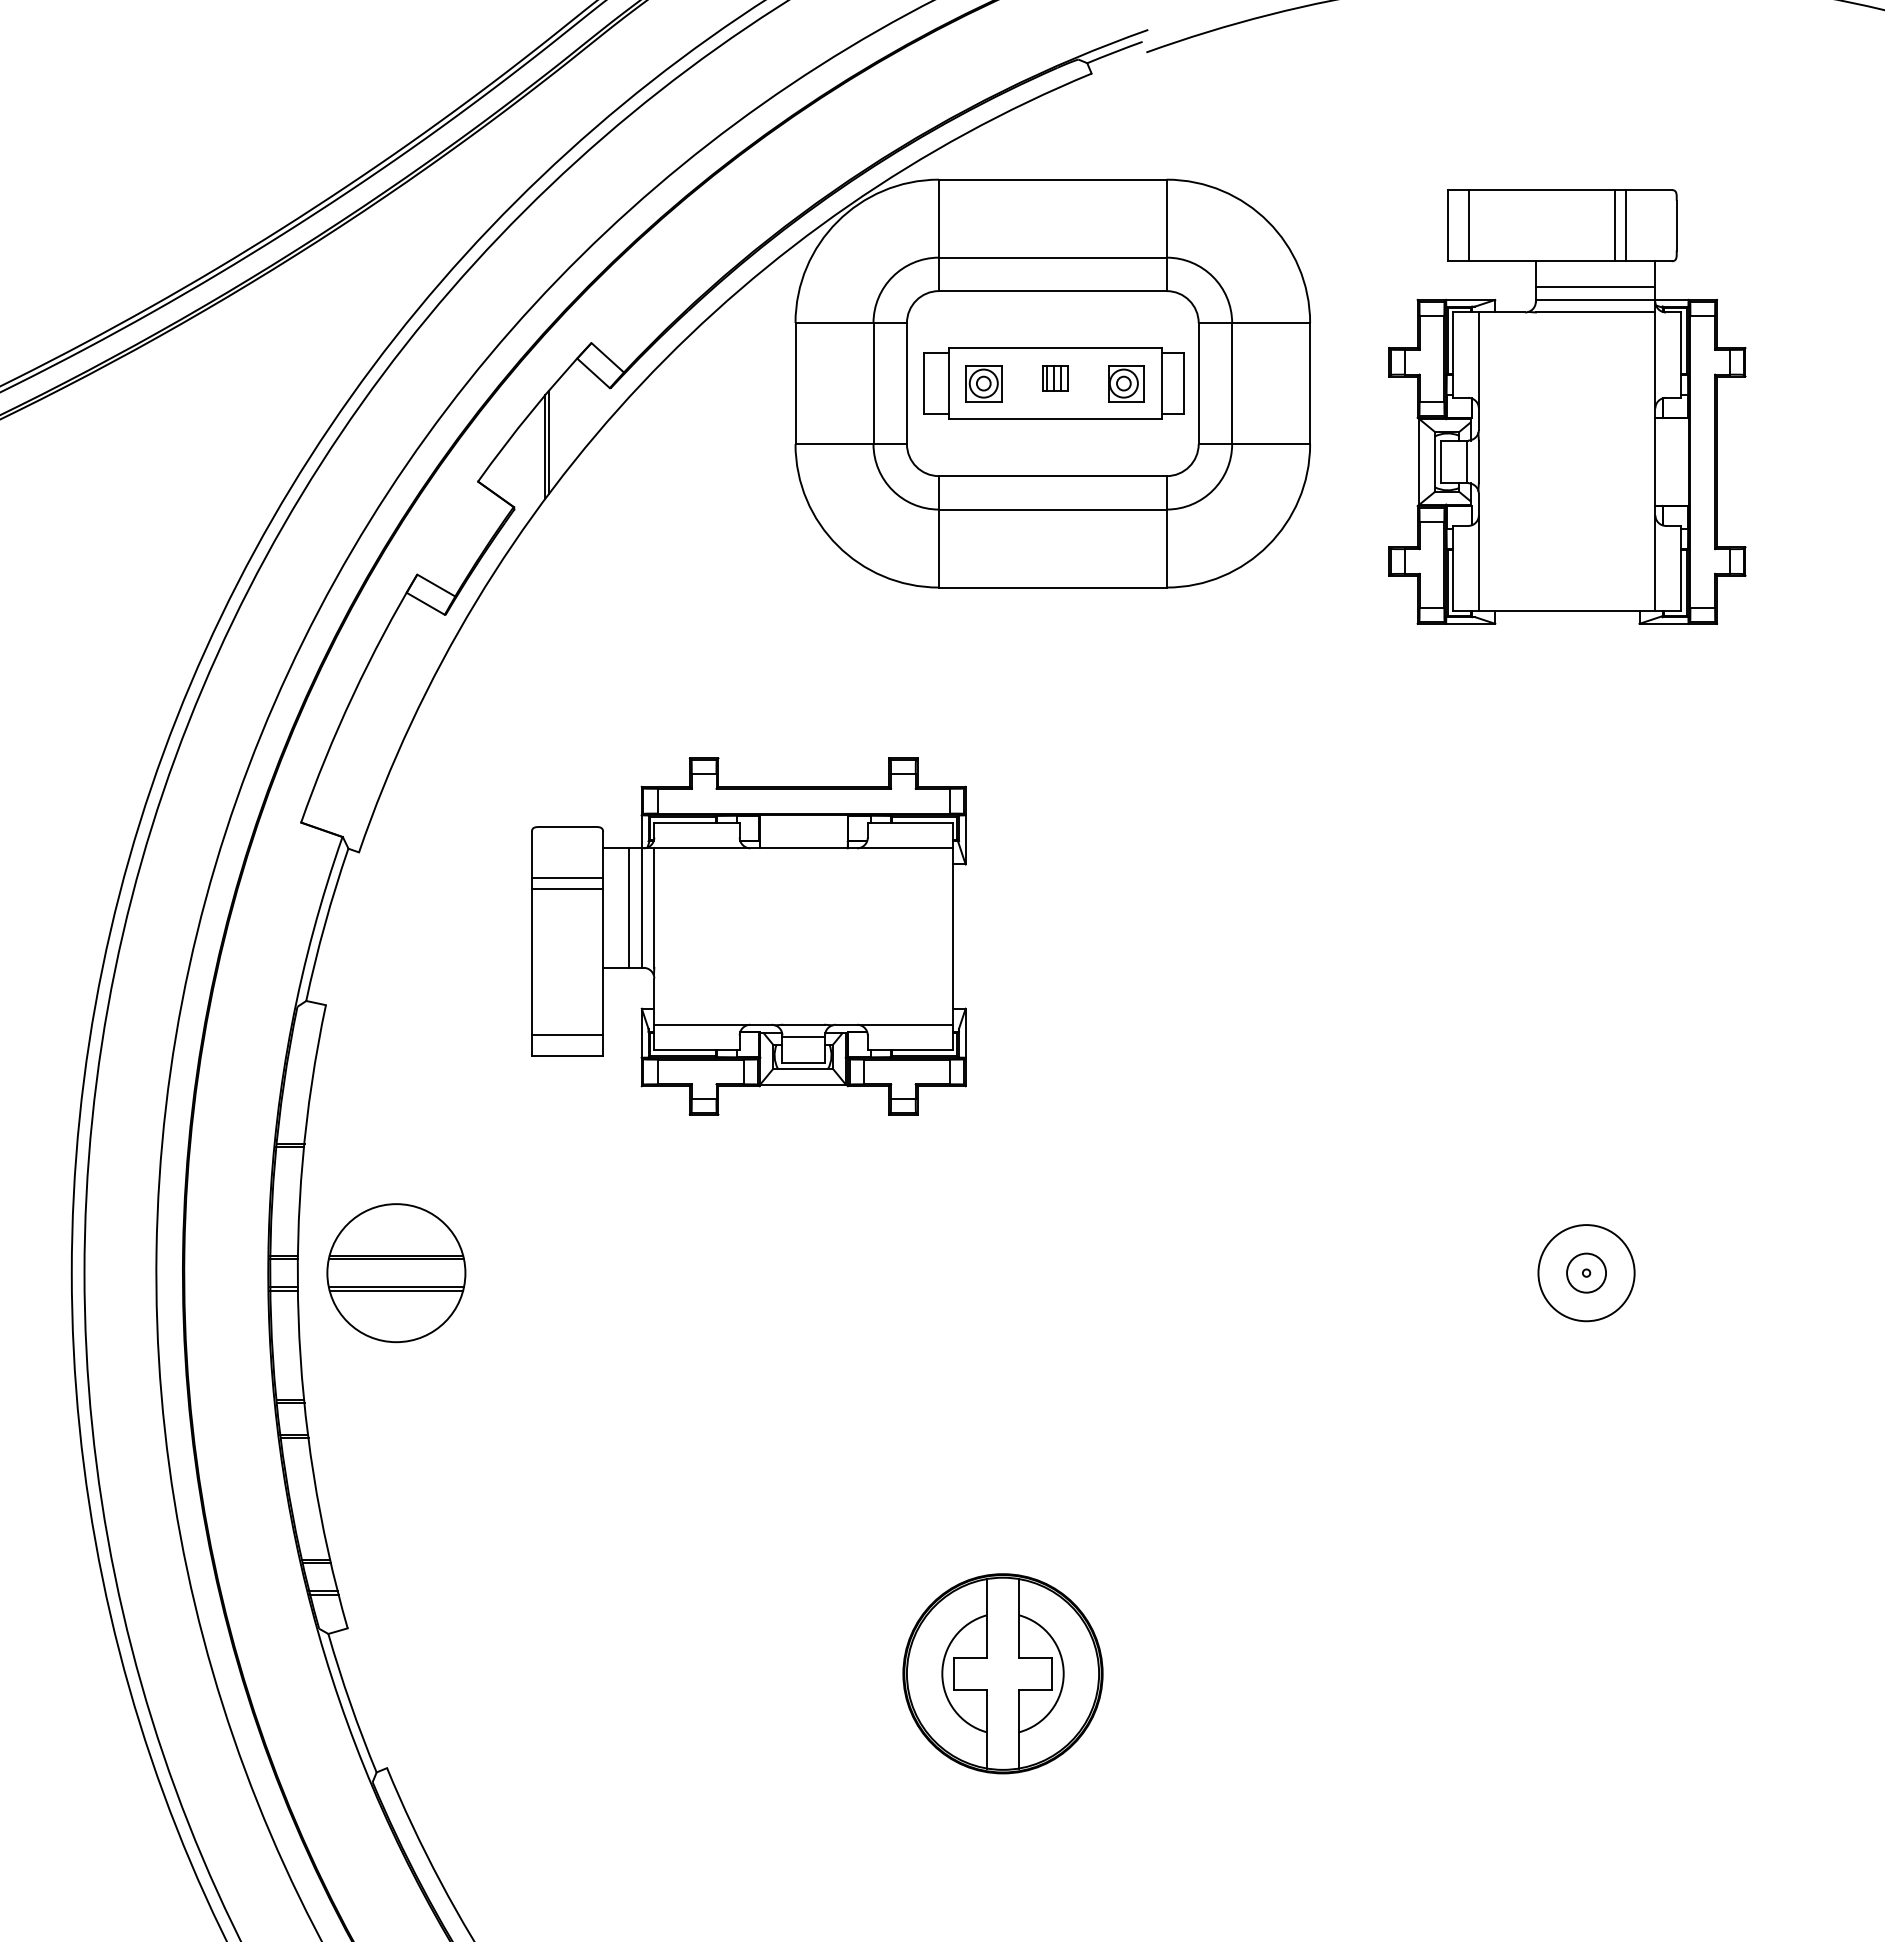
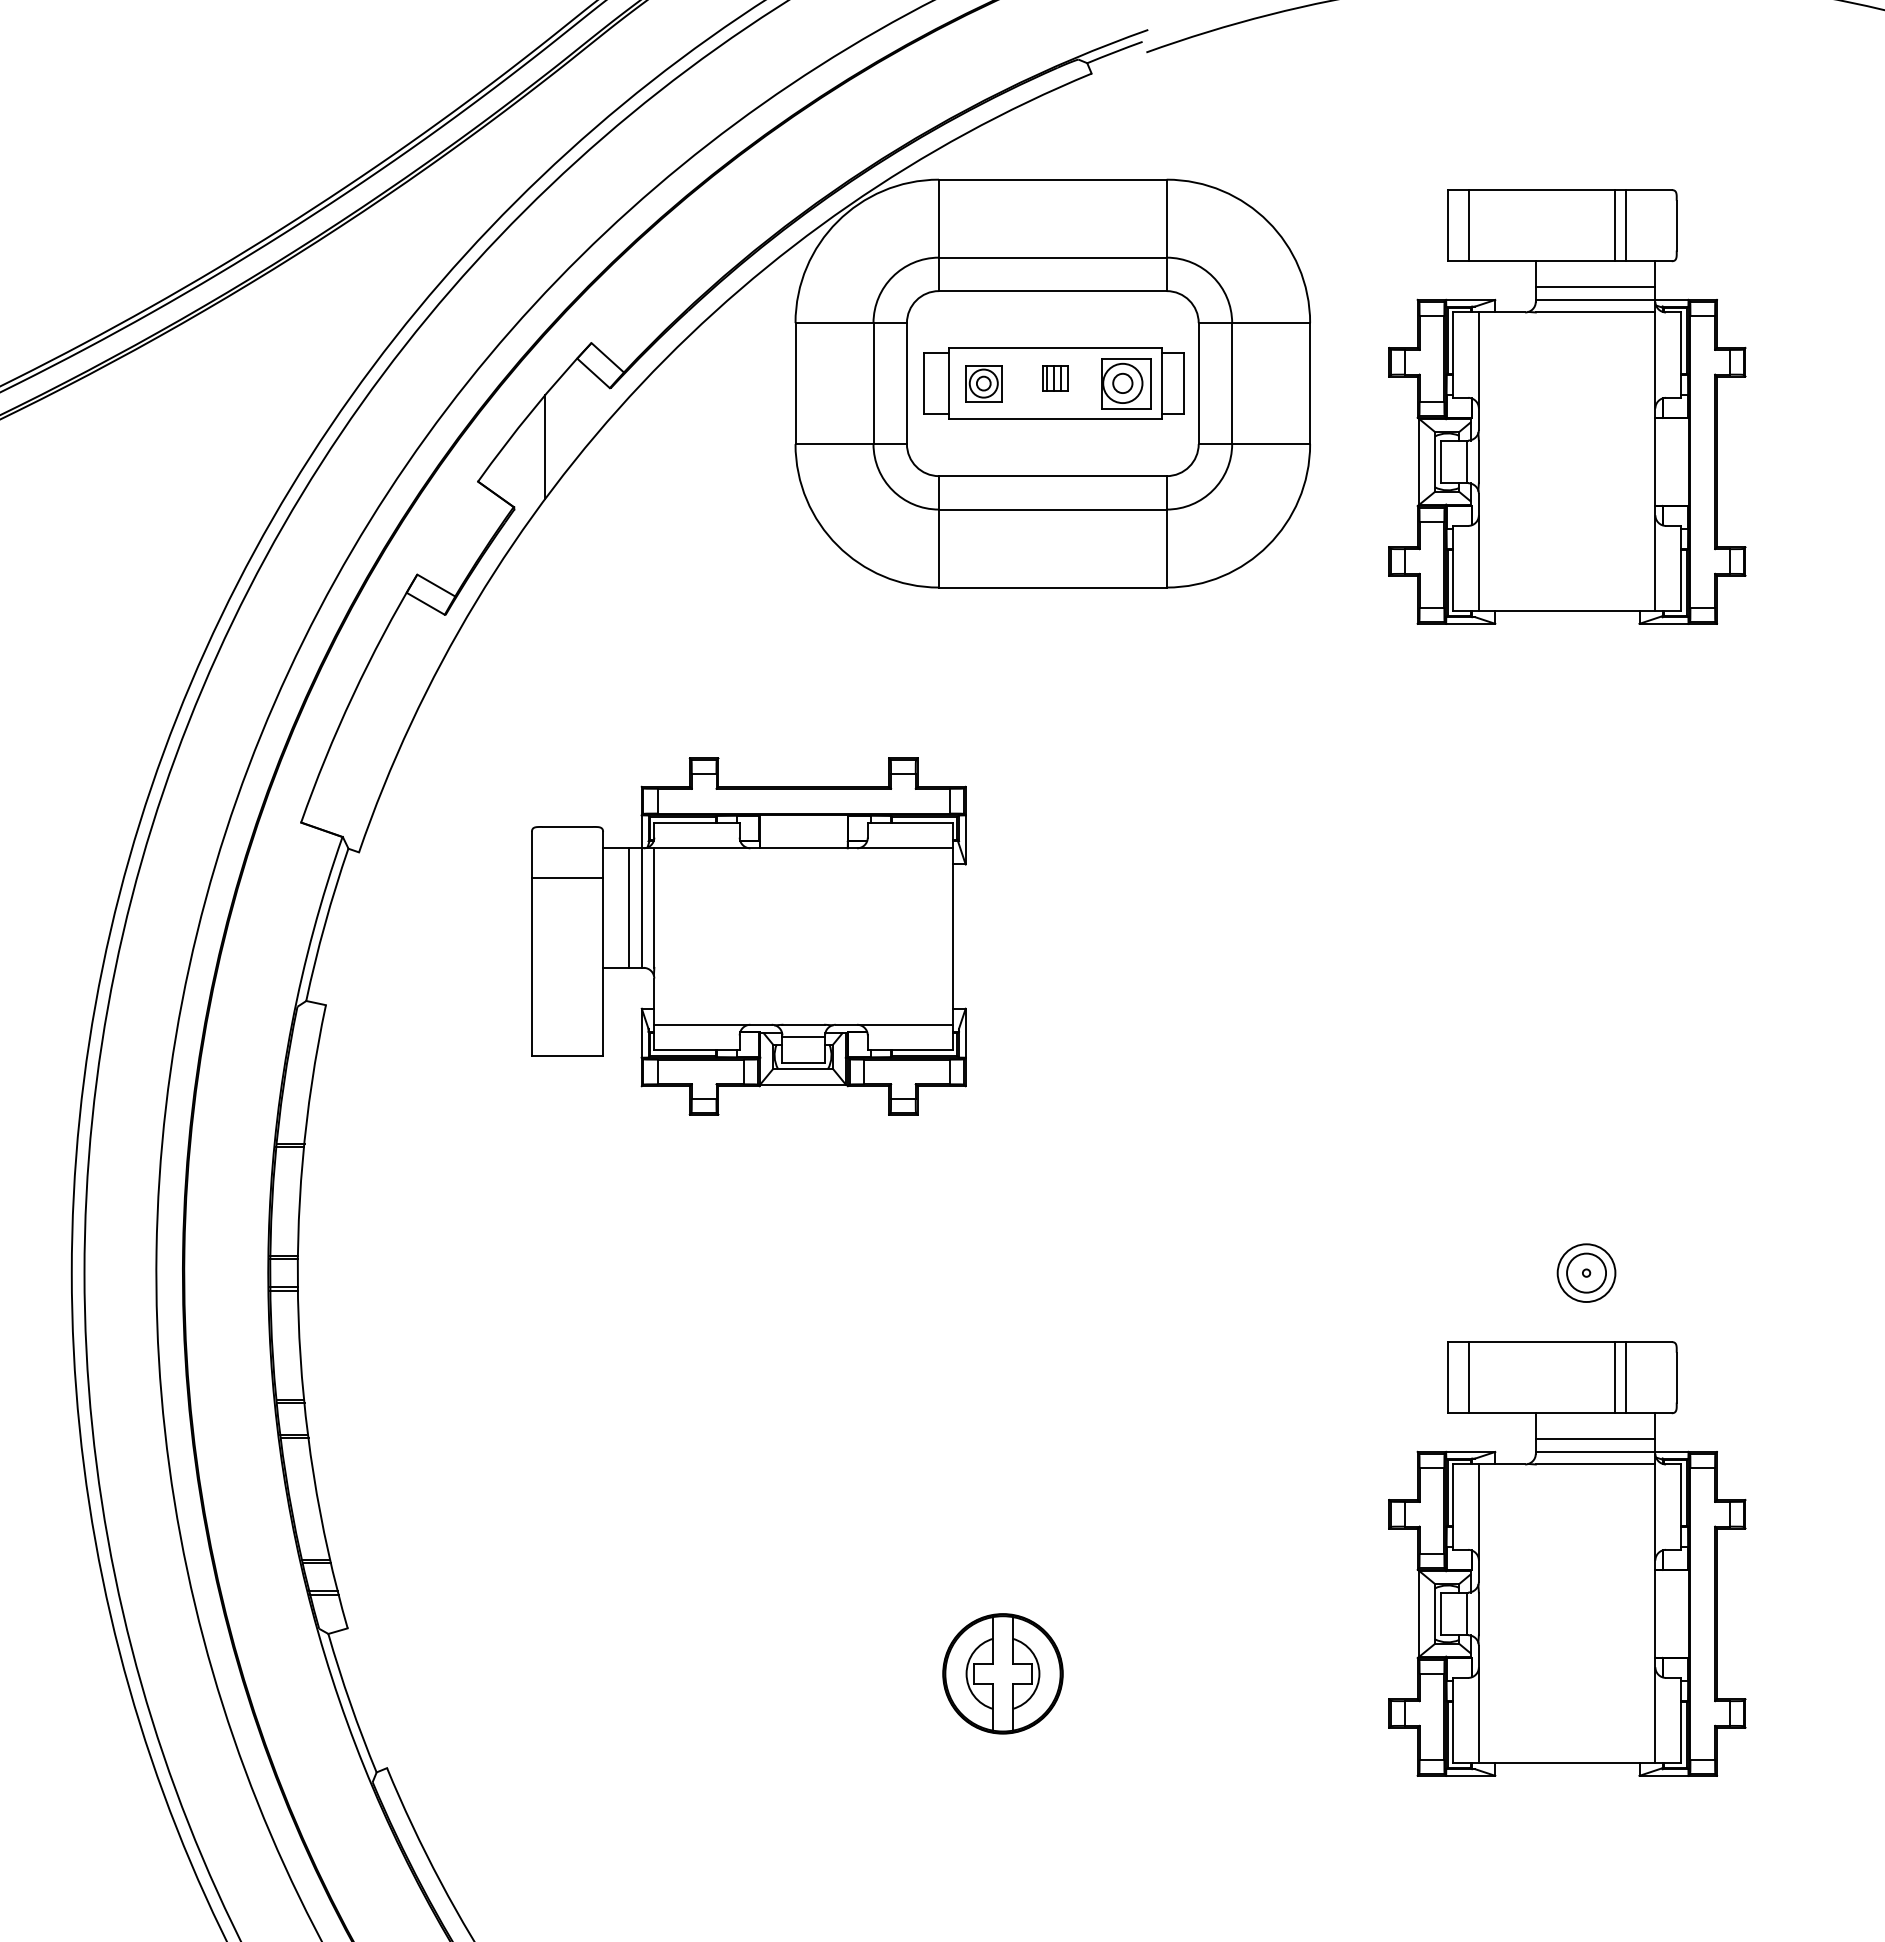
part size: 37x38 px -> 51x52 px (1126, 383)
line: present -> none (549, 441)
line: present -> none (567, 888)
line: present -> none (567, 1034)
part: present -> none (396, 1273)
circle diameter: 96 px -> 58 px (1586, 1273)
part: none -> present (1567, 1558)
part size: 202x202 px -> 122x122 px (1002, 1673)
